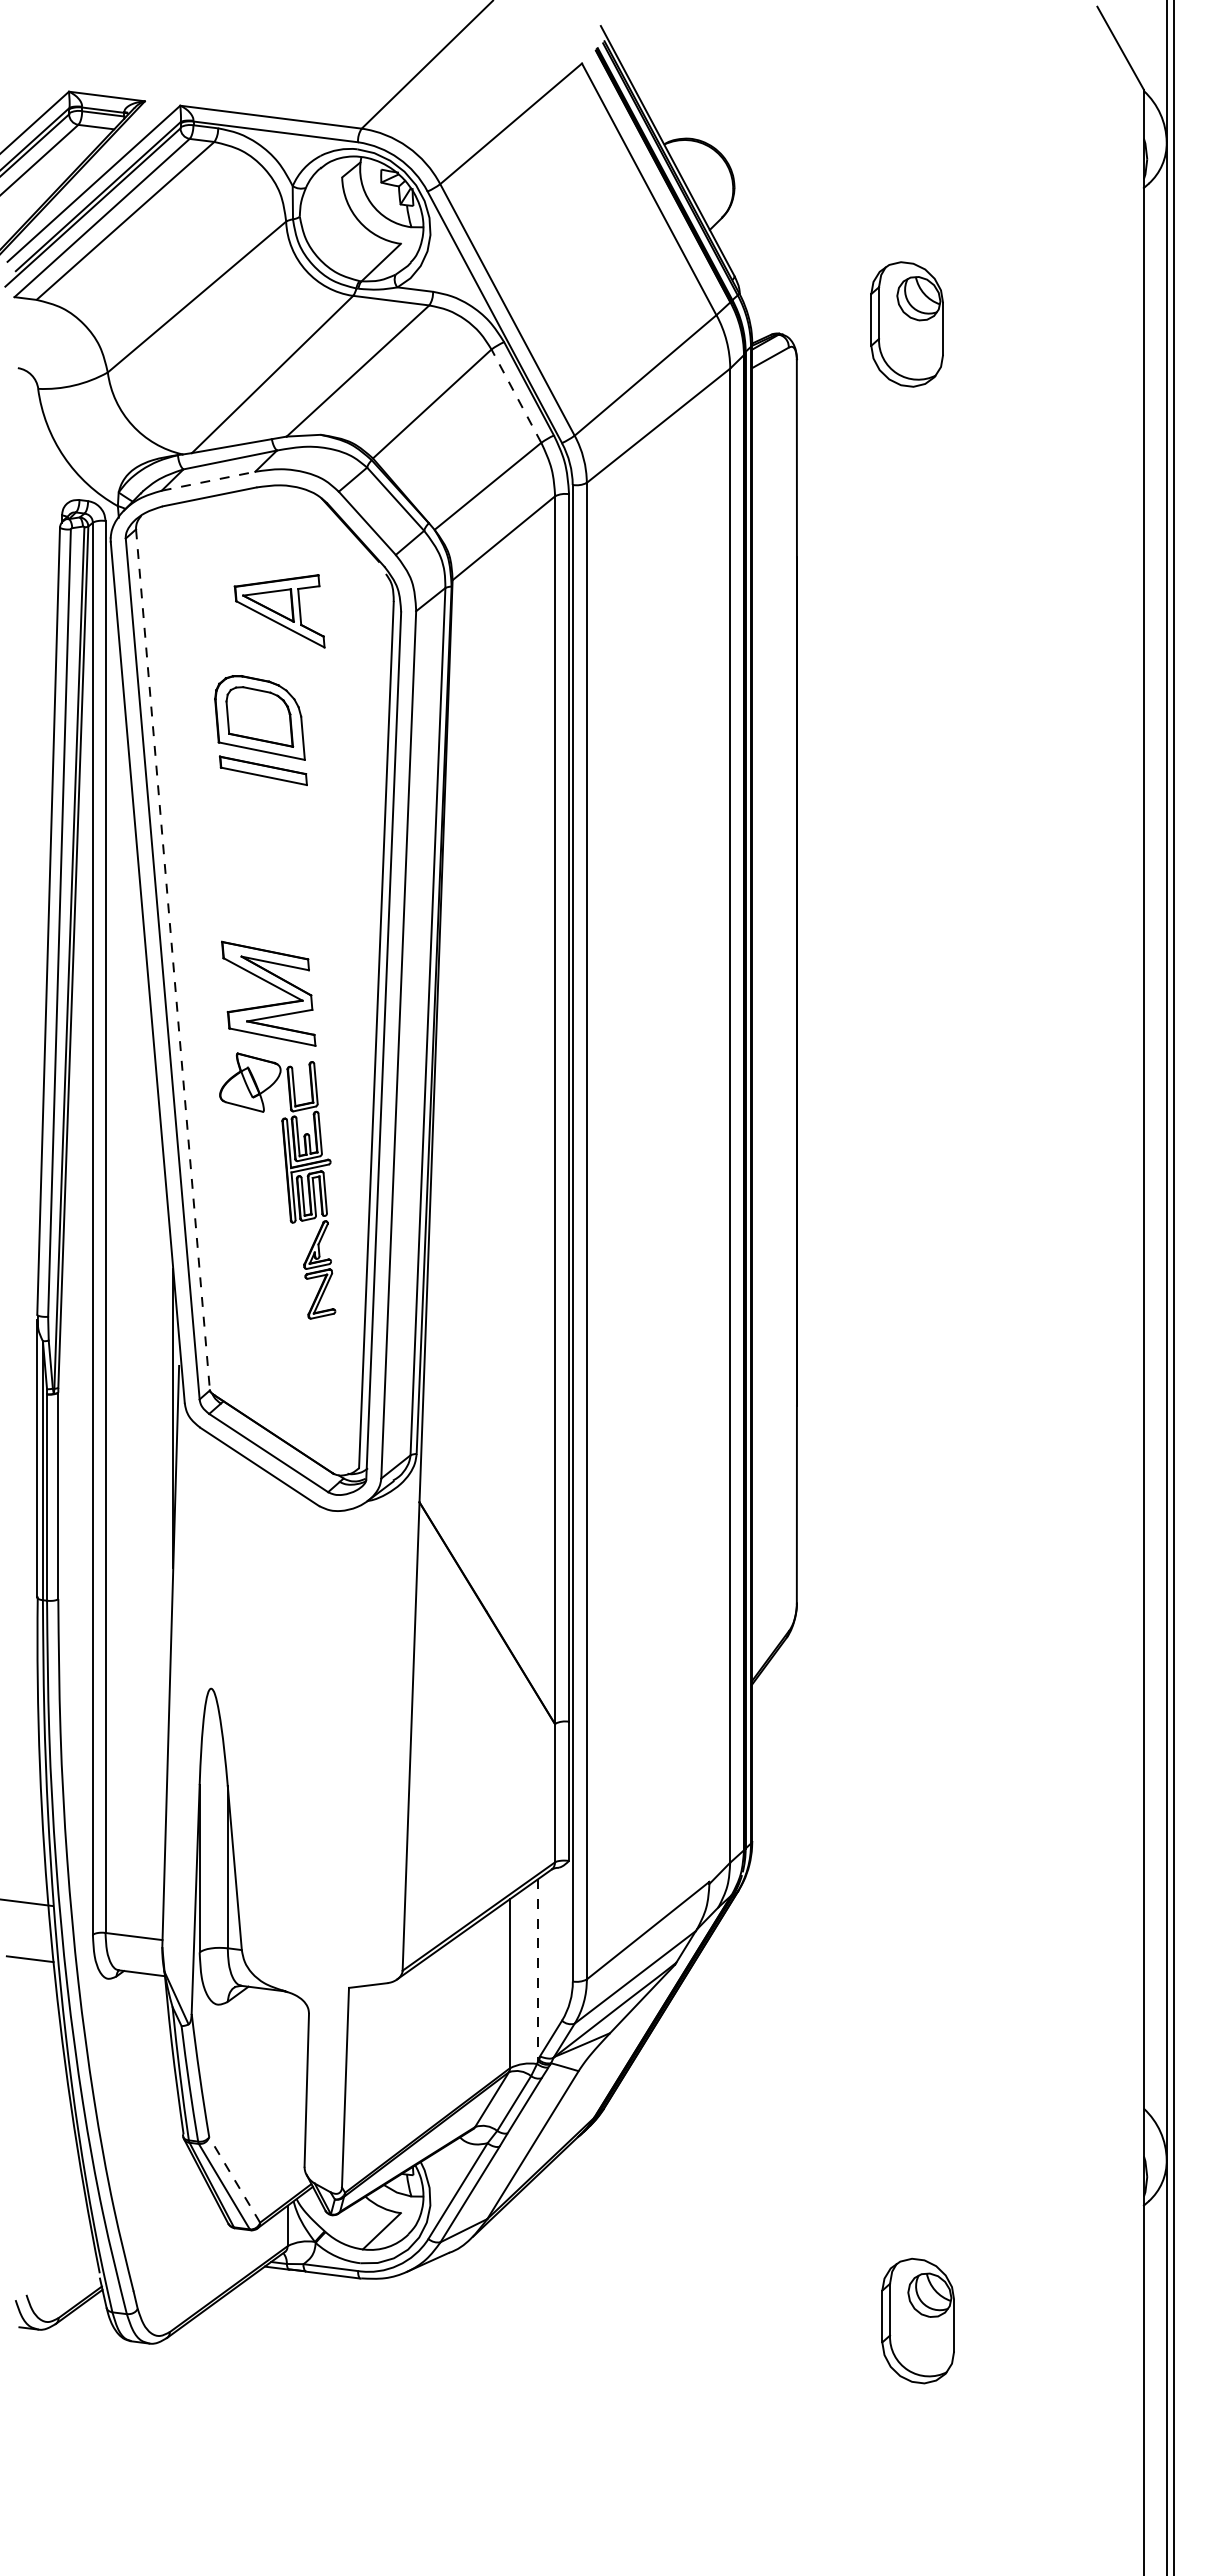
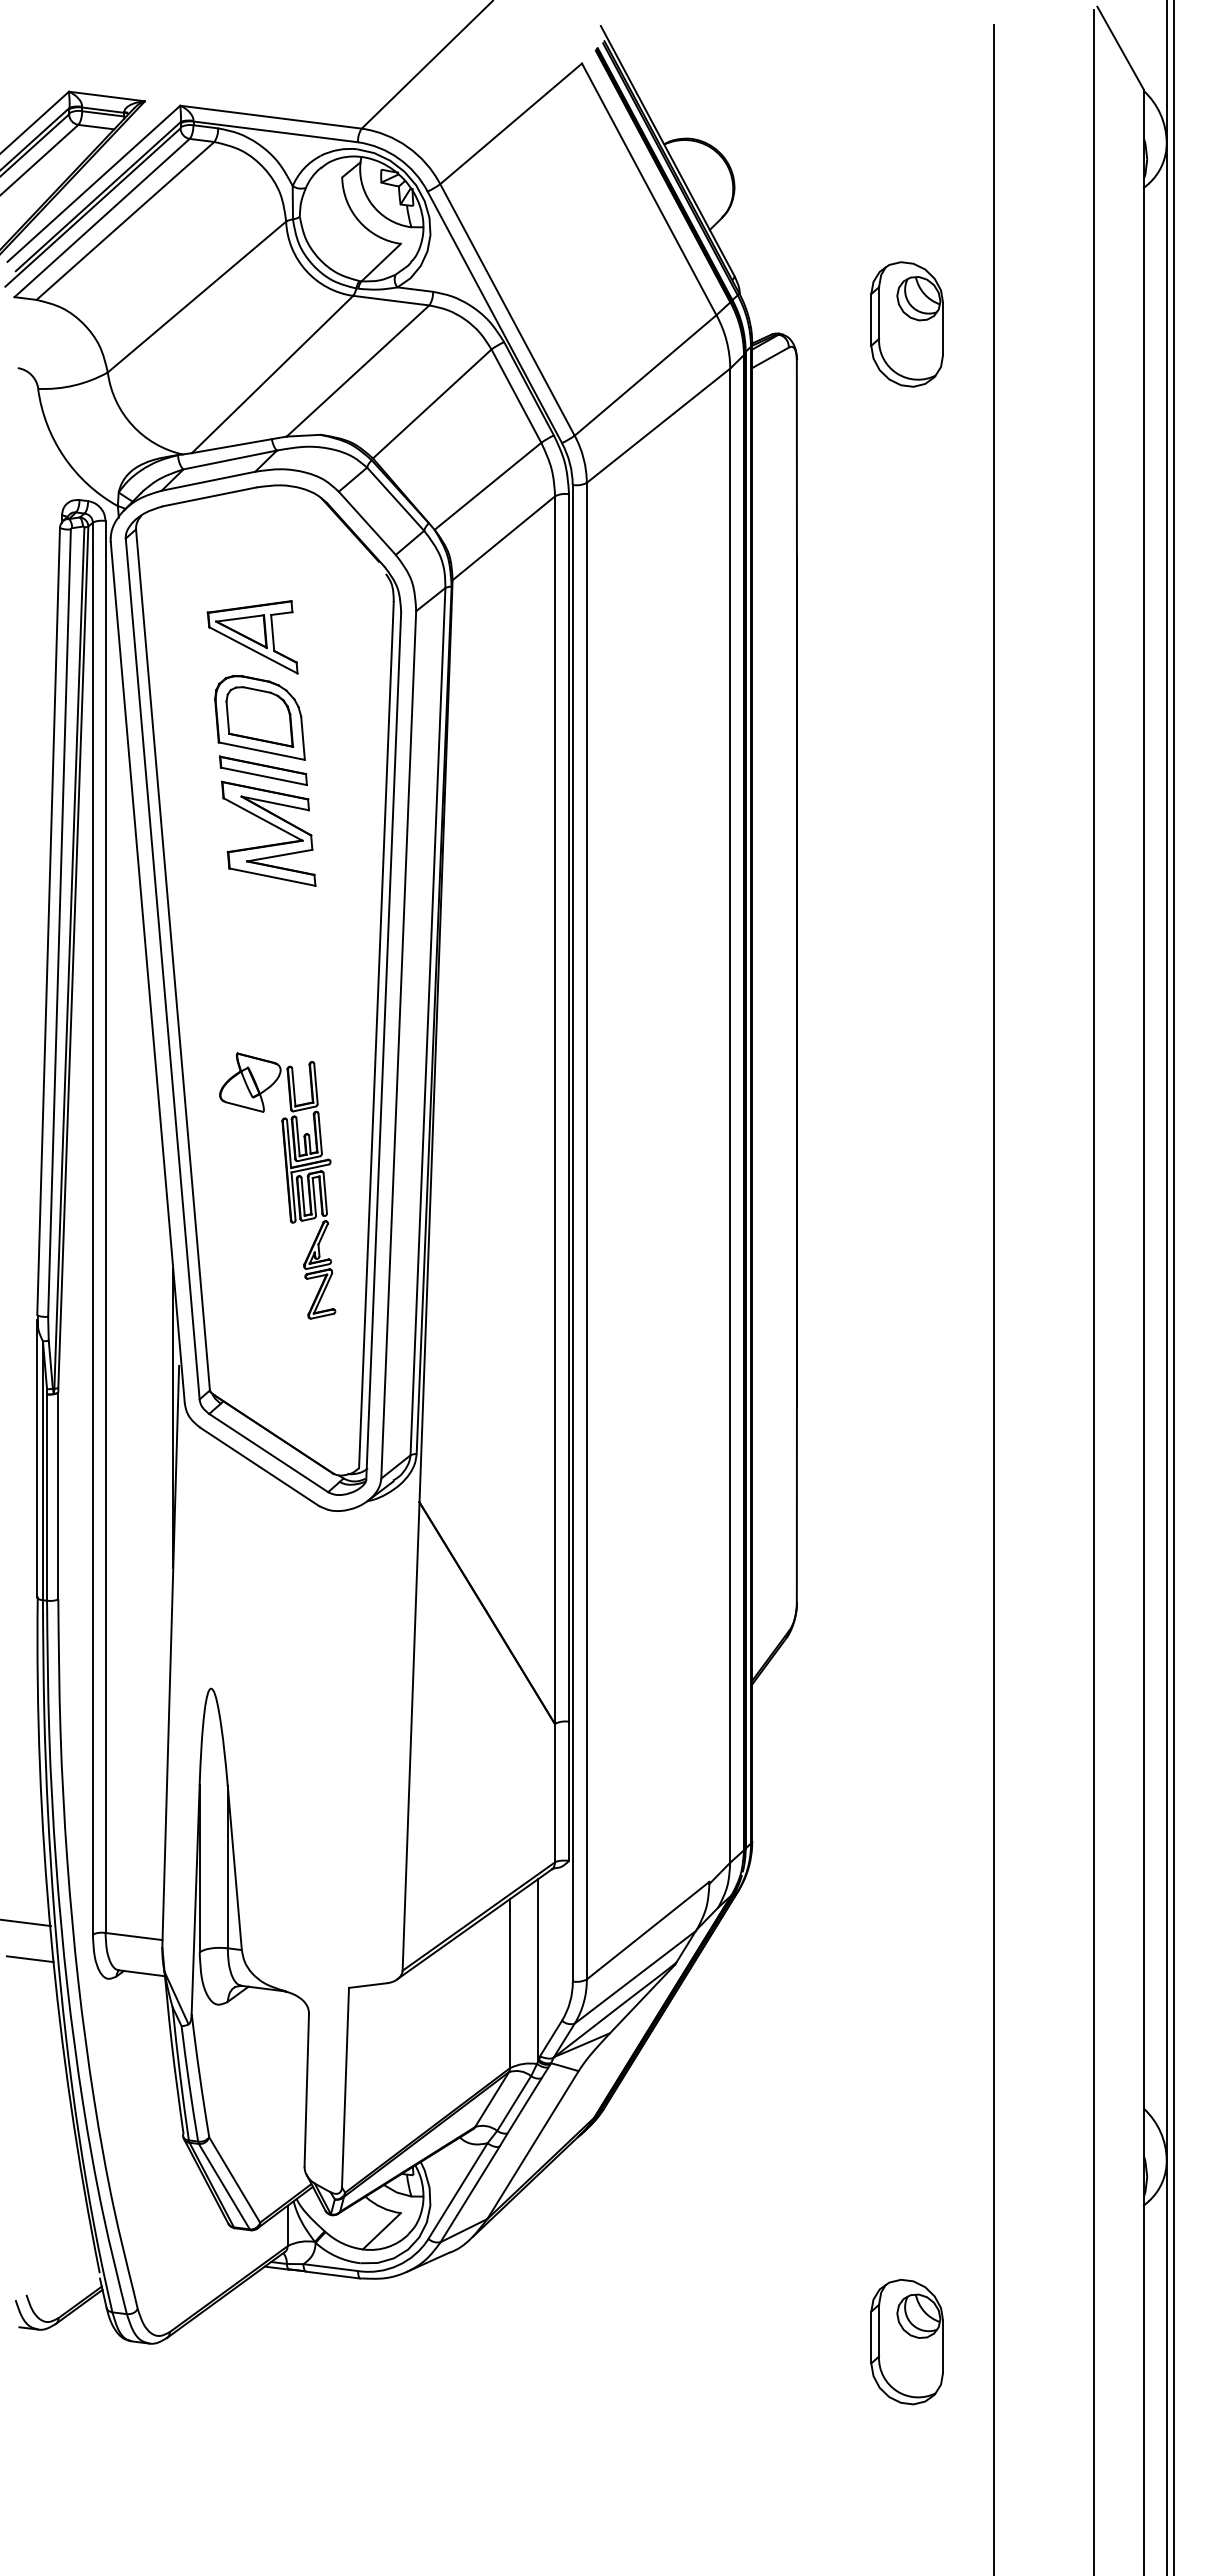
line: dashed -> solid (516, 396)
line: dashed -> solid (208, 481)
part position: (279, 611) -> (252, 637) (252, 637)
line: dashed -> solid (173, 960)
part position: (273, 986) -> (273, 826) (273, 826)
line: none -> present (1093, 1291)
line: none -> present (994, 1298)
line position: (27, 1902) -> (26, 1922) (26, 1922)
line: dashed -> solid (538, 1970)
line: dashed -> solid (234, 2180)
part position: (917, 2320) -> (906, 2341) (906, 2341)
